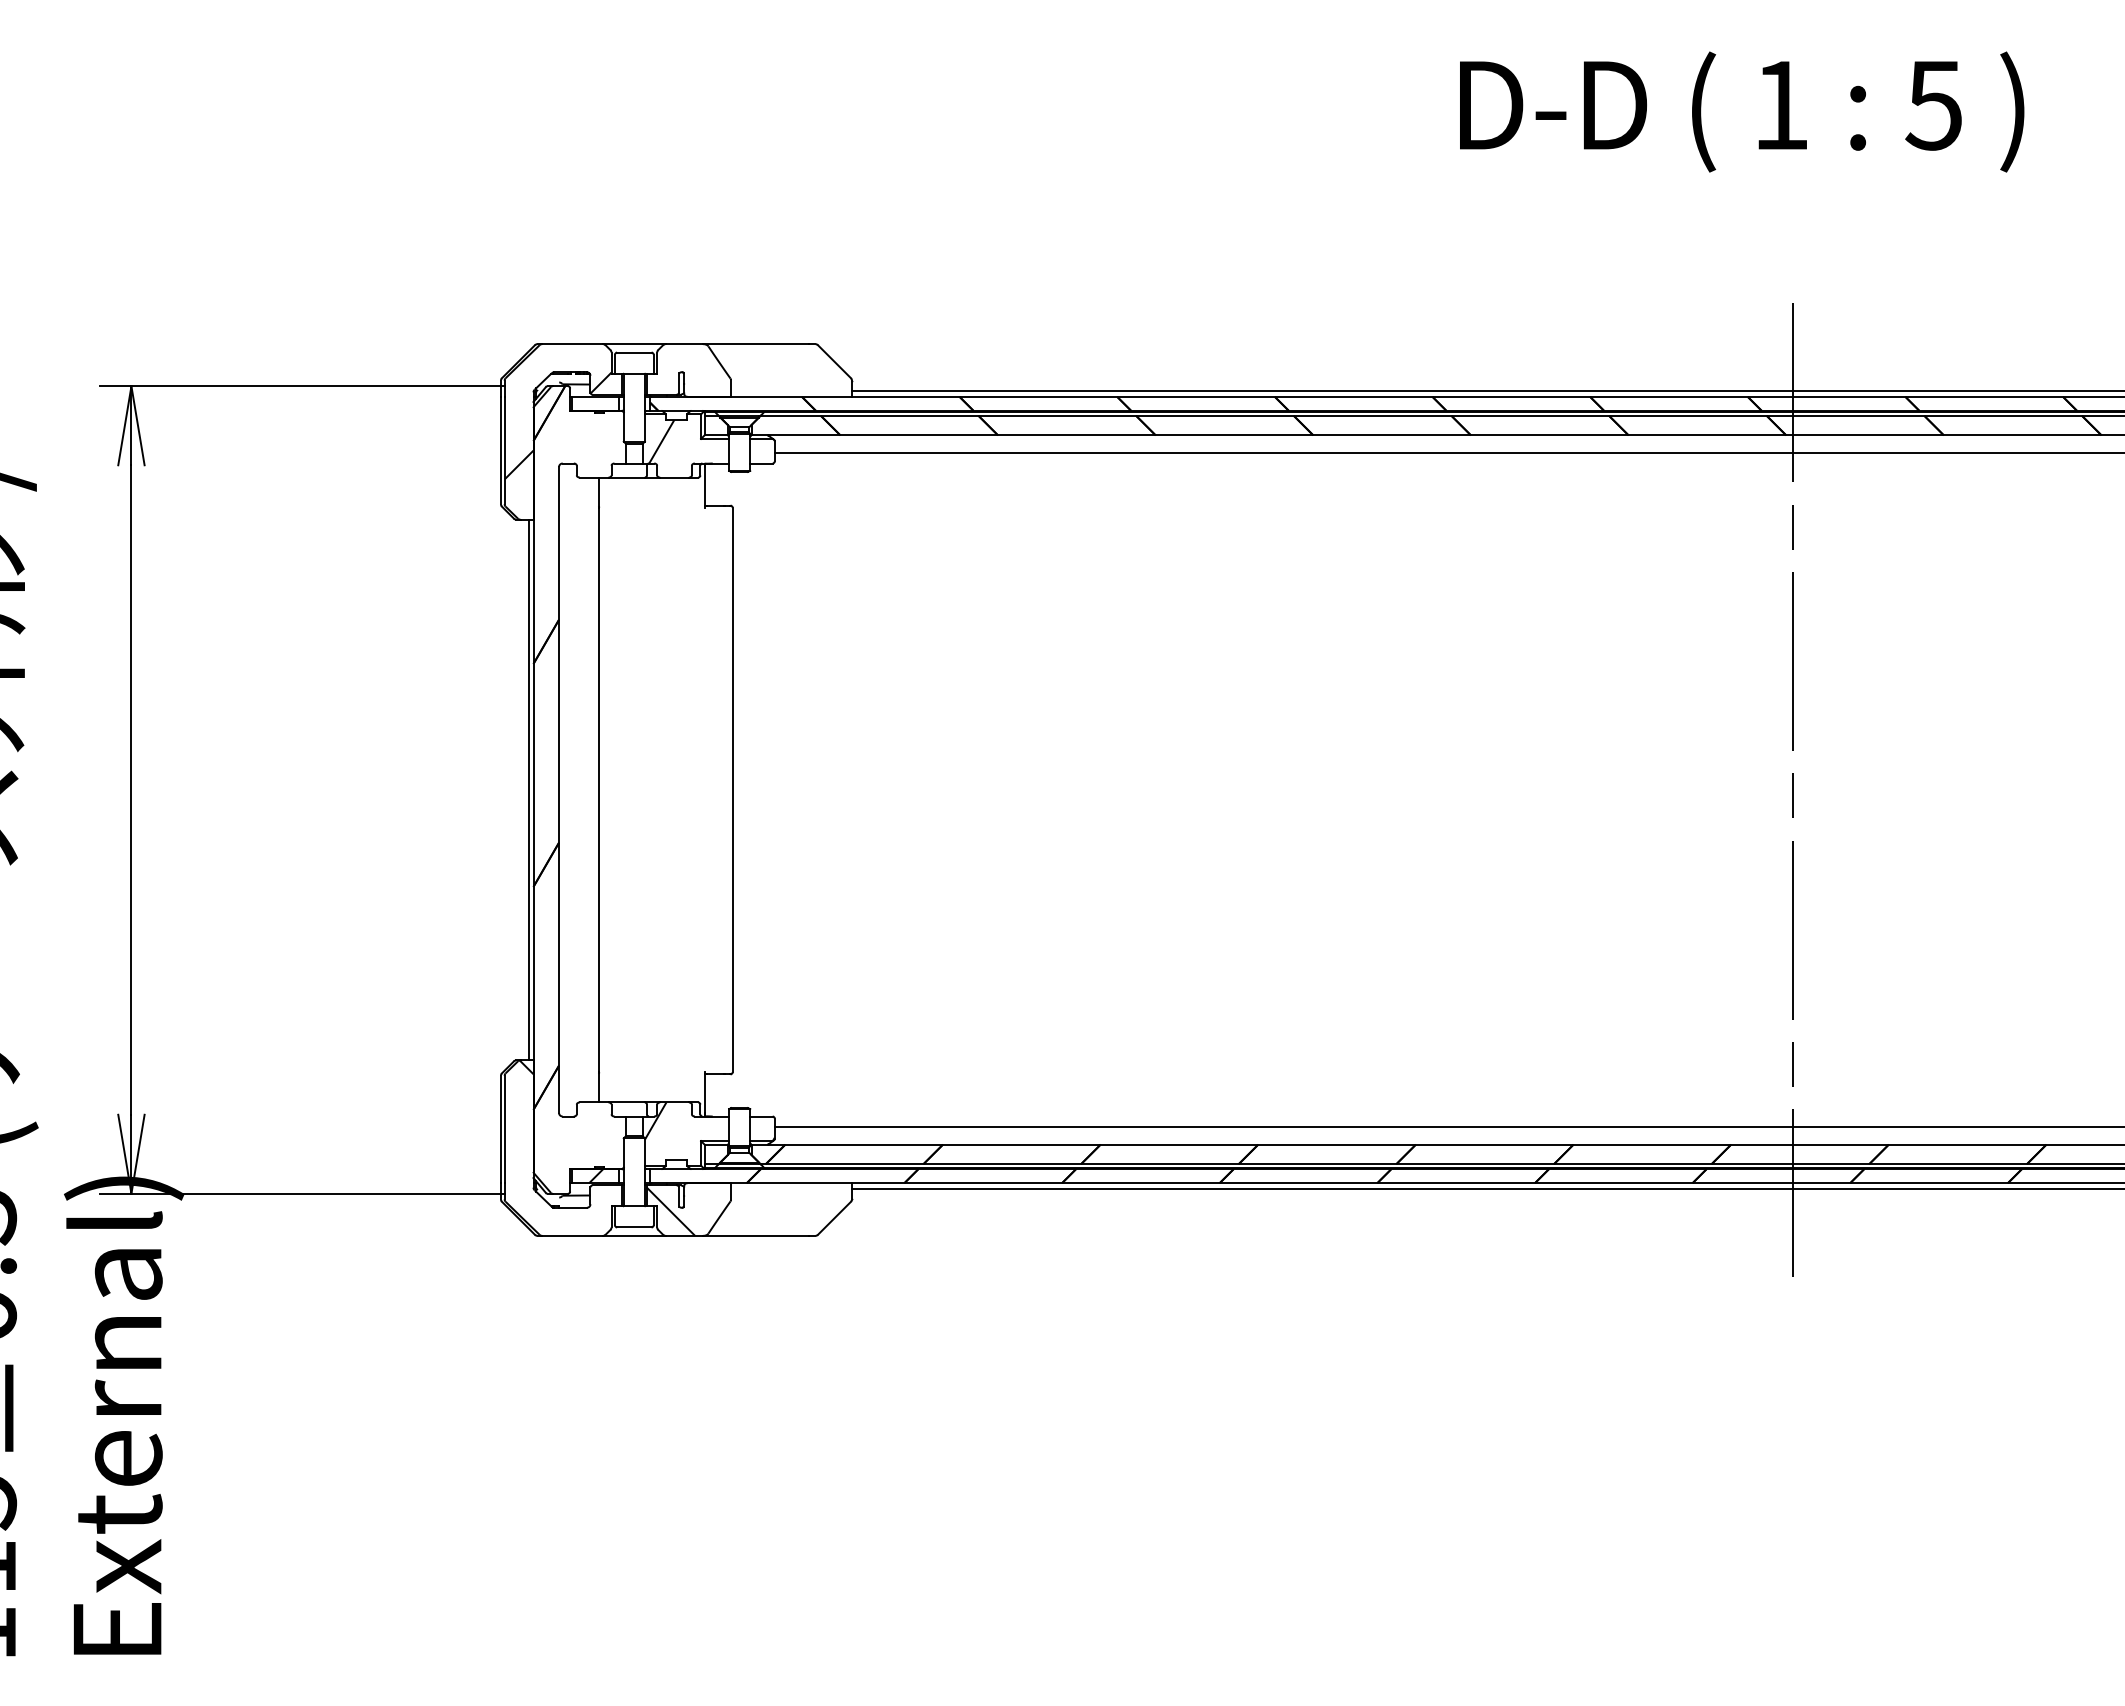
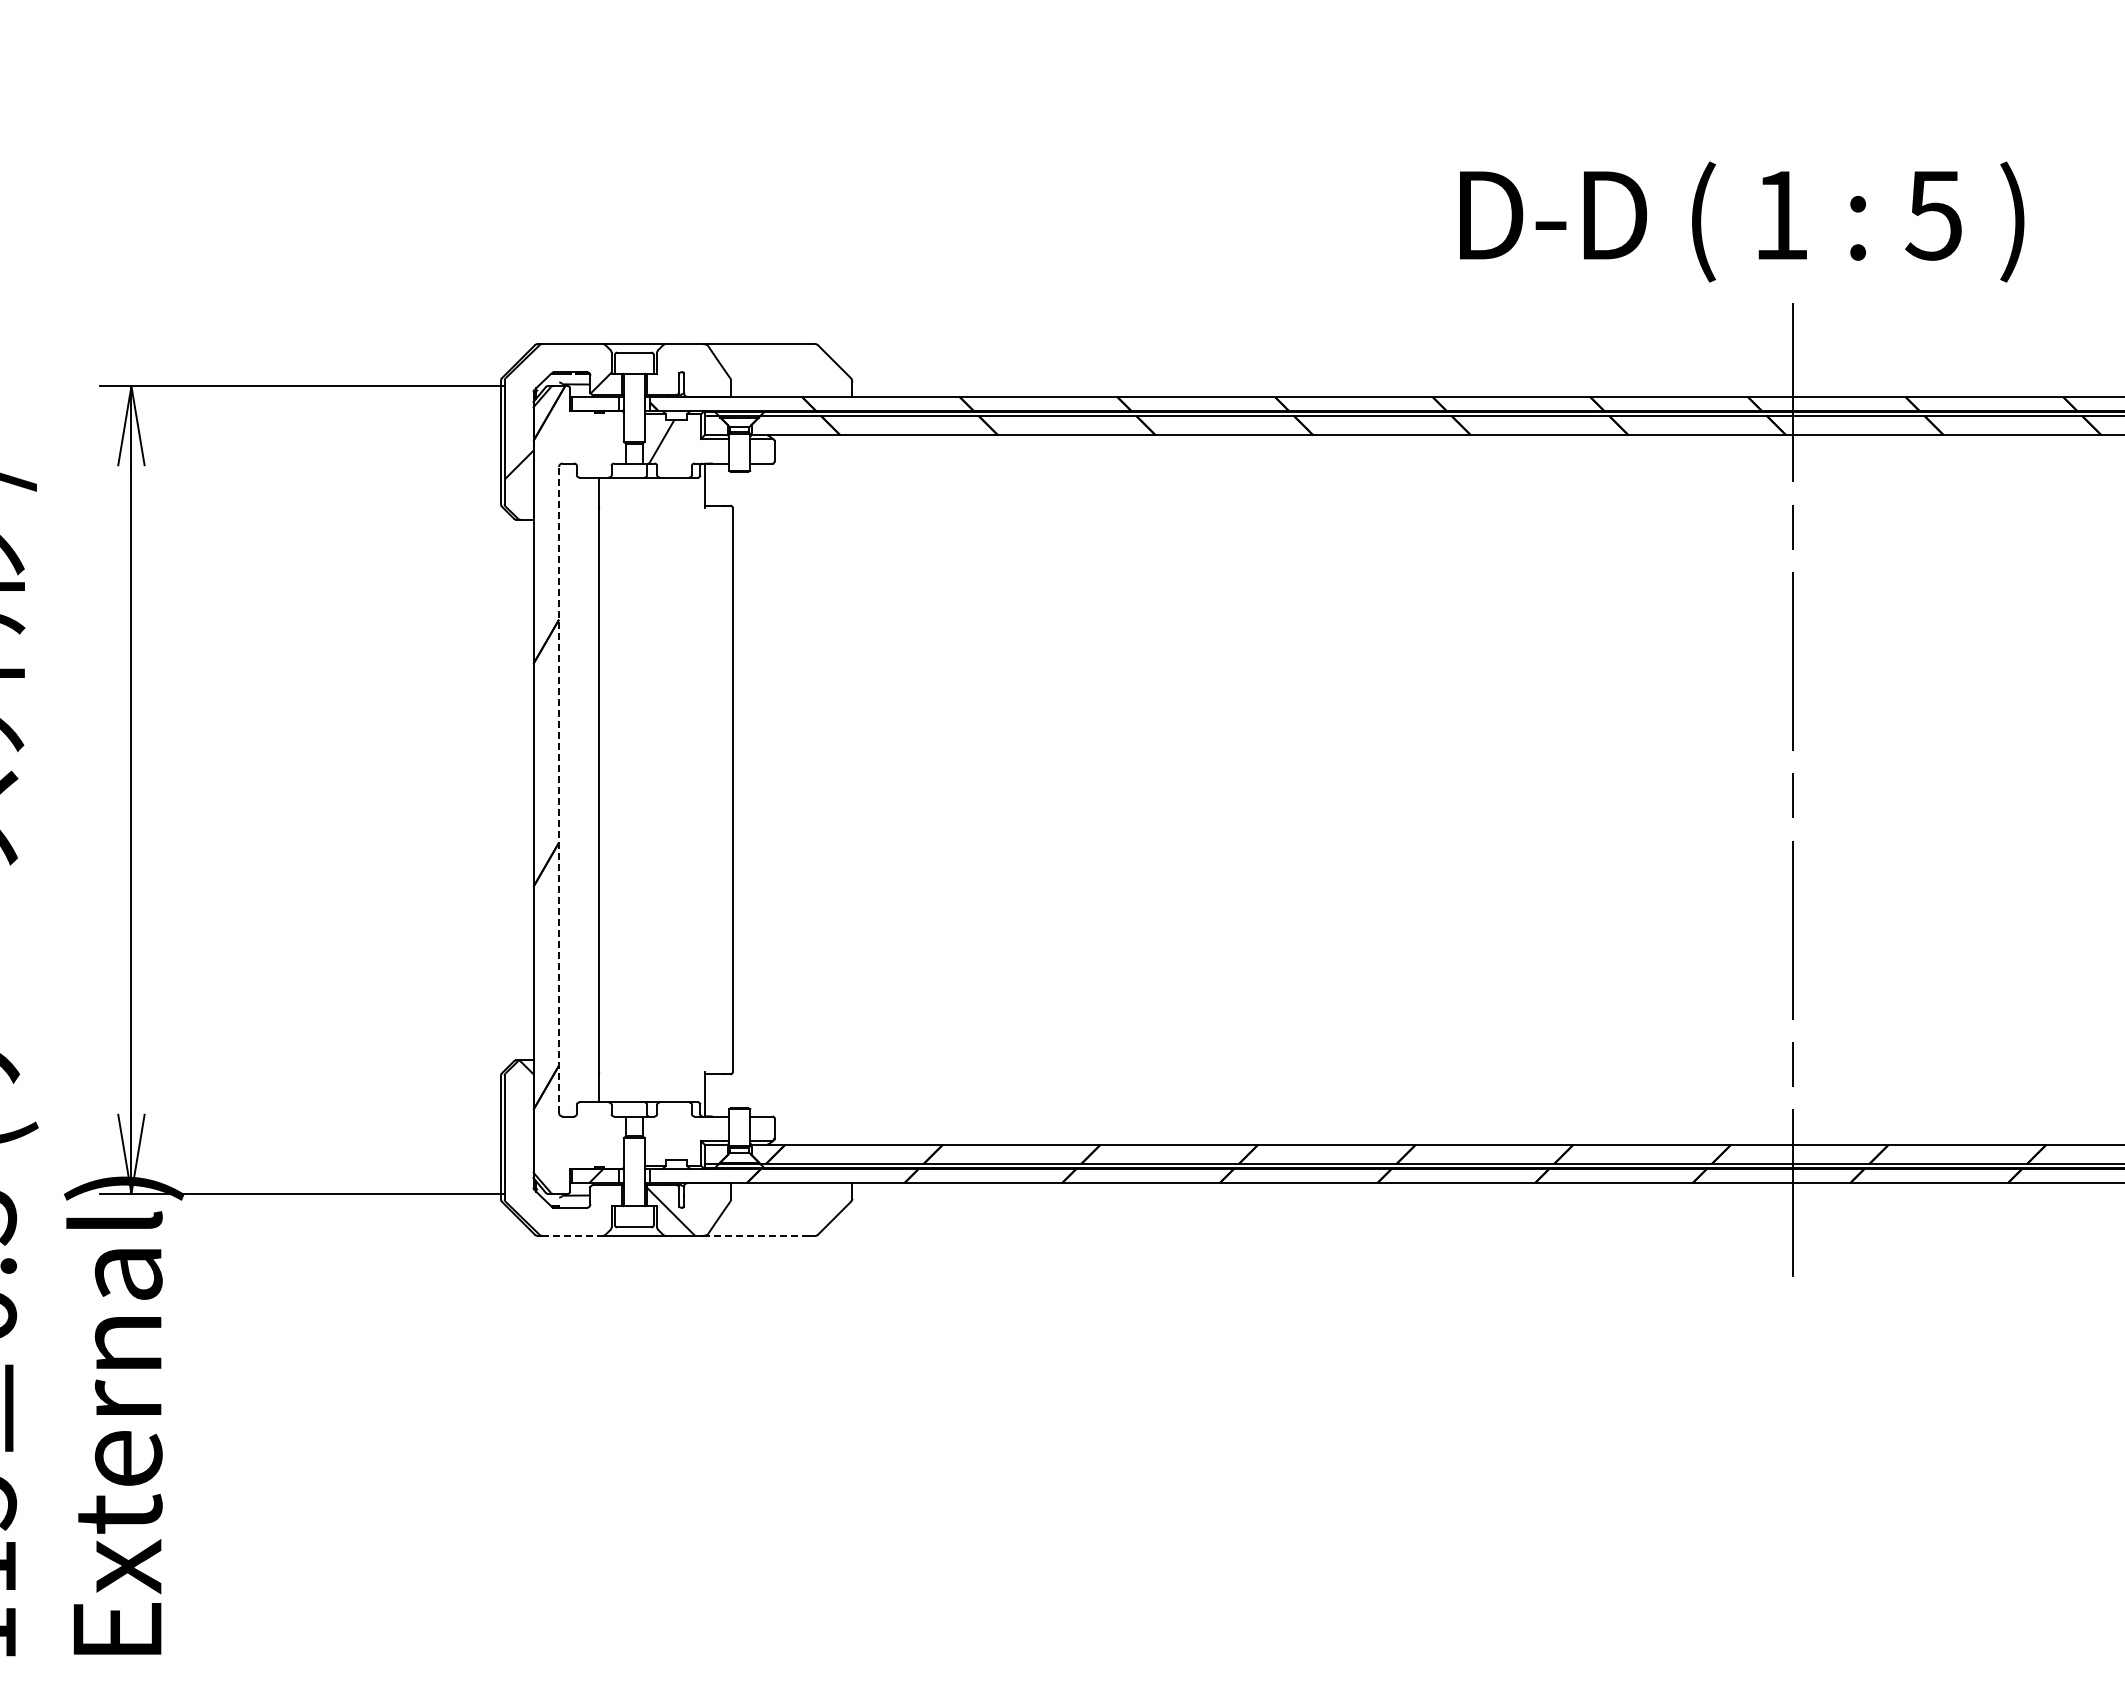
text position: (1742, 111) -> (1742, 221) (1742, 221)
line: present -> none (1486, 391)
line: present -> none (1447, 452)
line: present -> none (529, 789)
line: solid -> dashed (559, 790)
hatch: present -> none (655, 1120)
line: present -> none (1447, 1127)
line: present -> none (1486, 1188)
line: solid -> dashed (573, 1235)
line: solid -> dashed (755, 1235)
